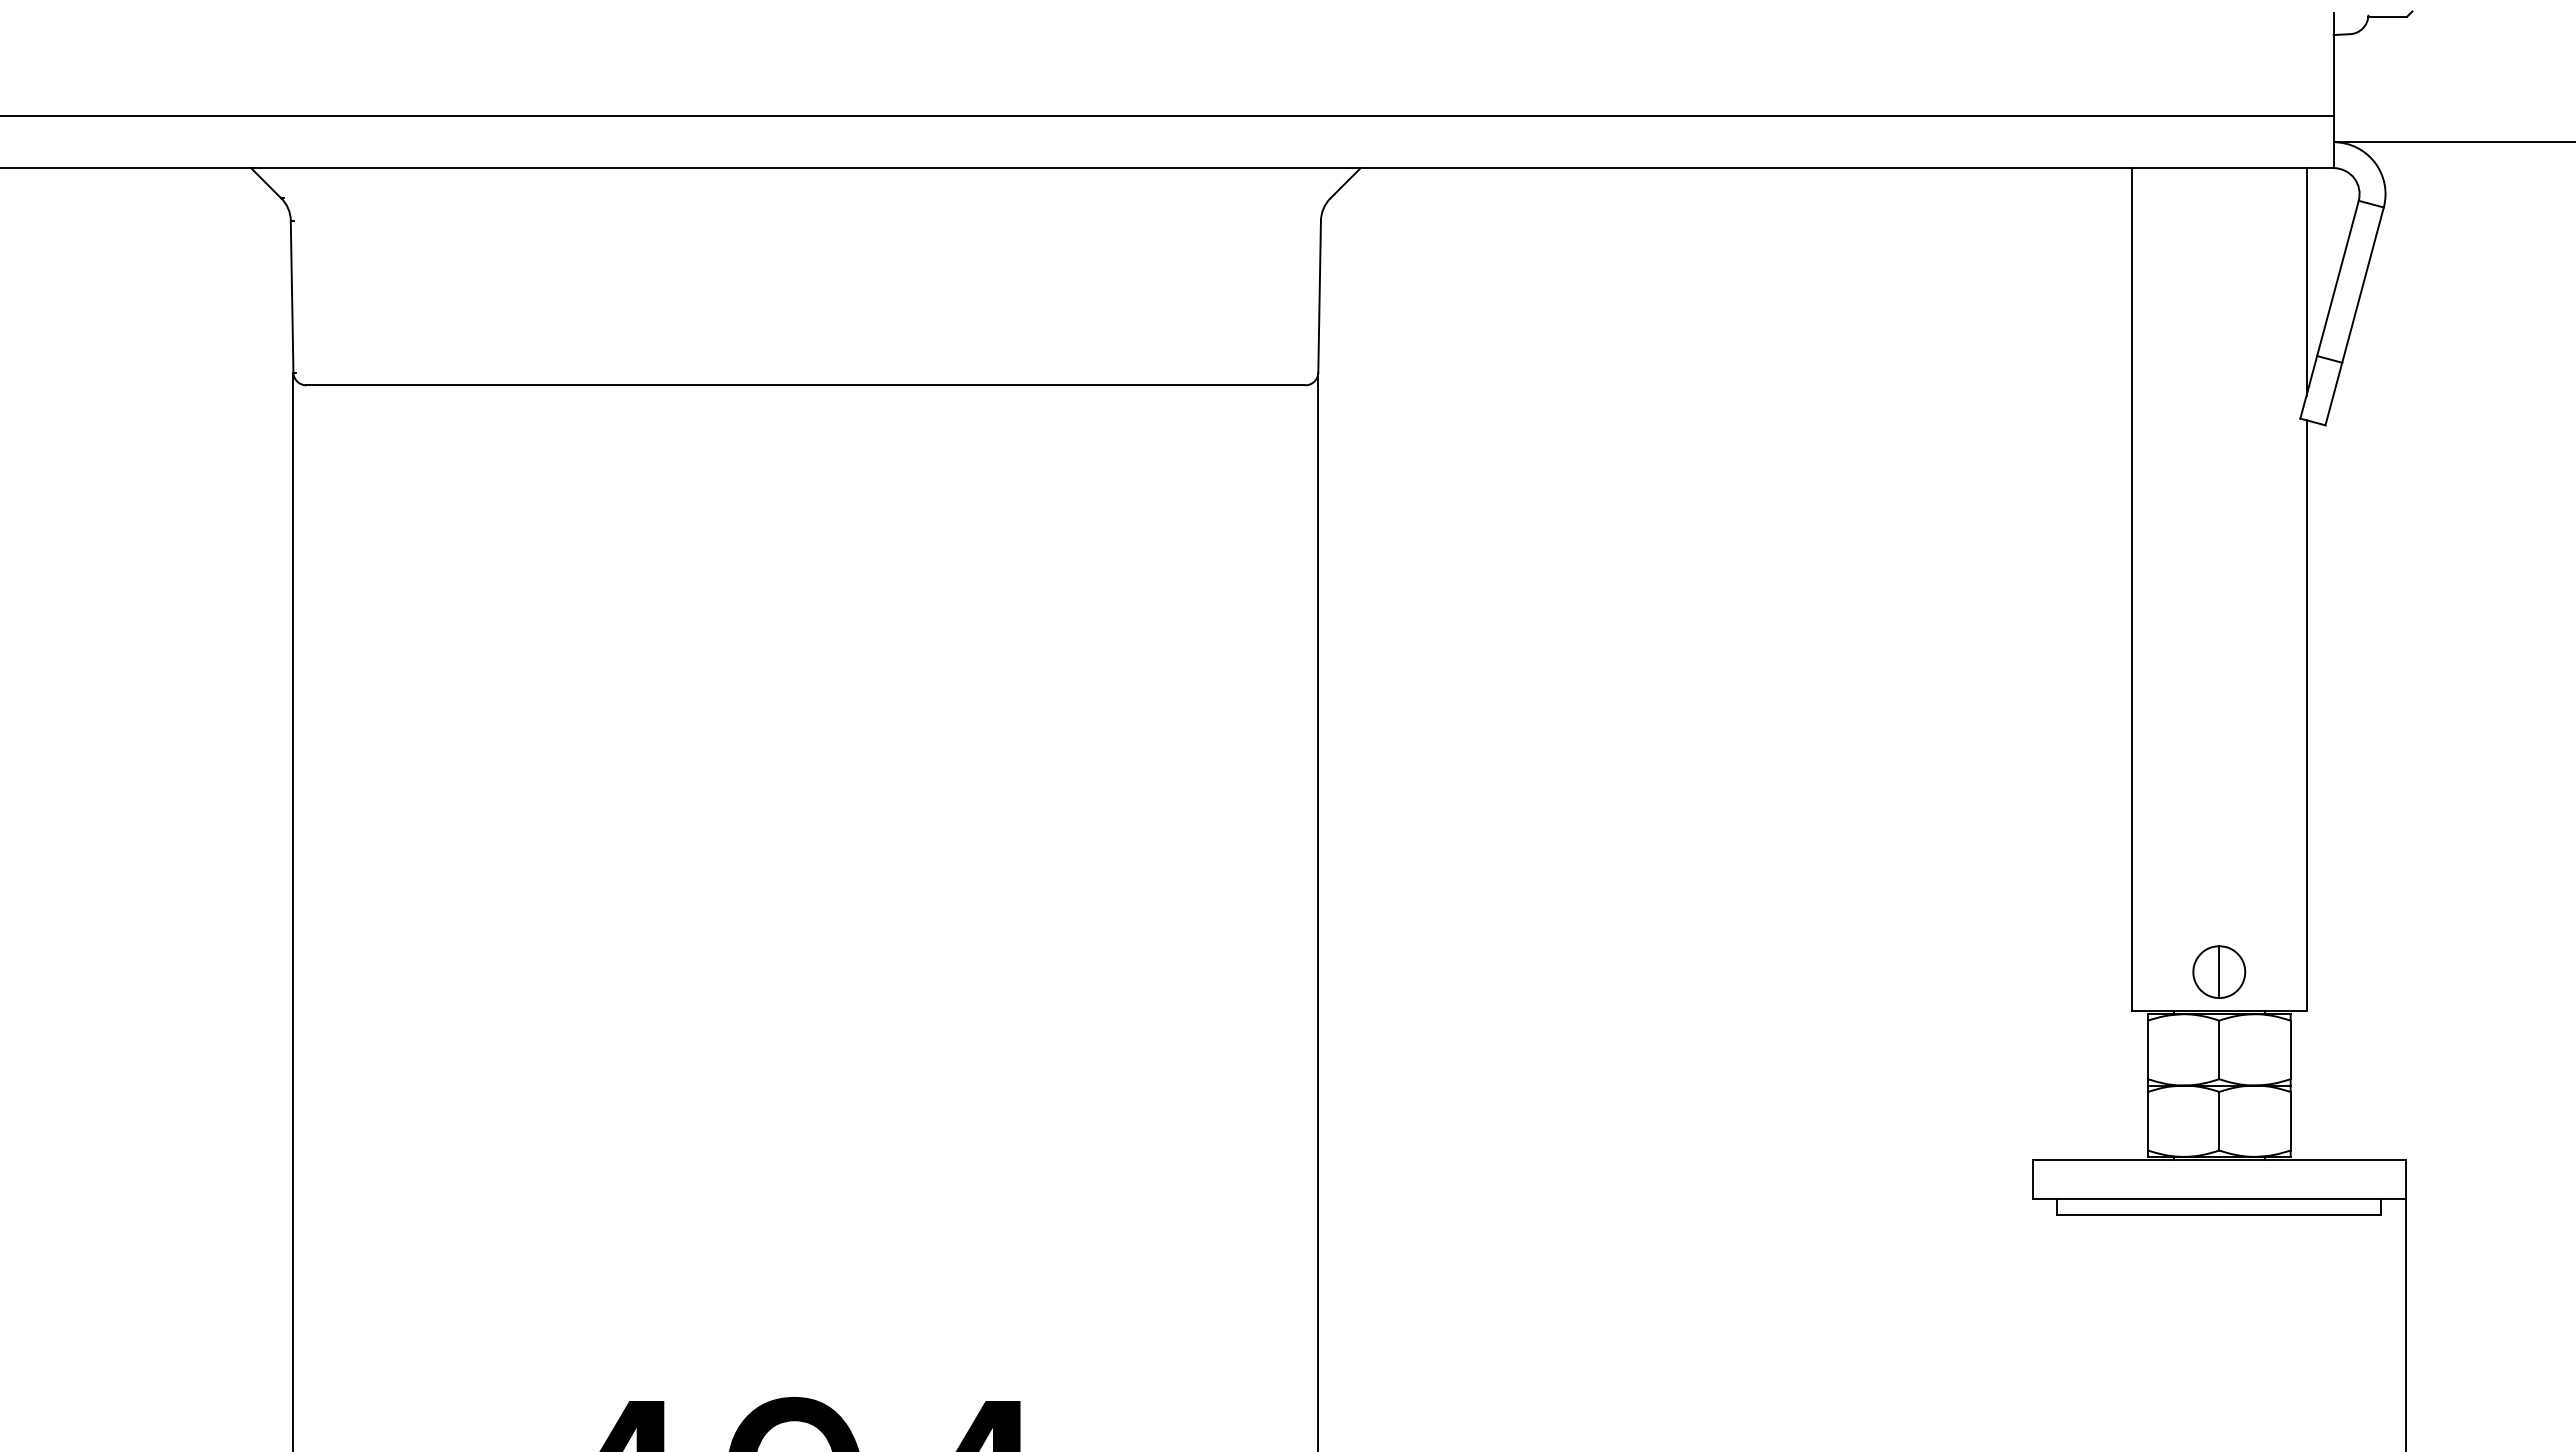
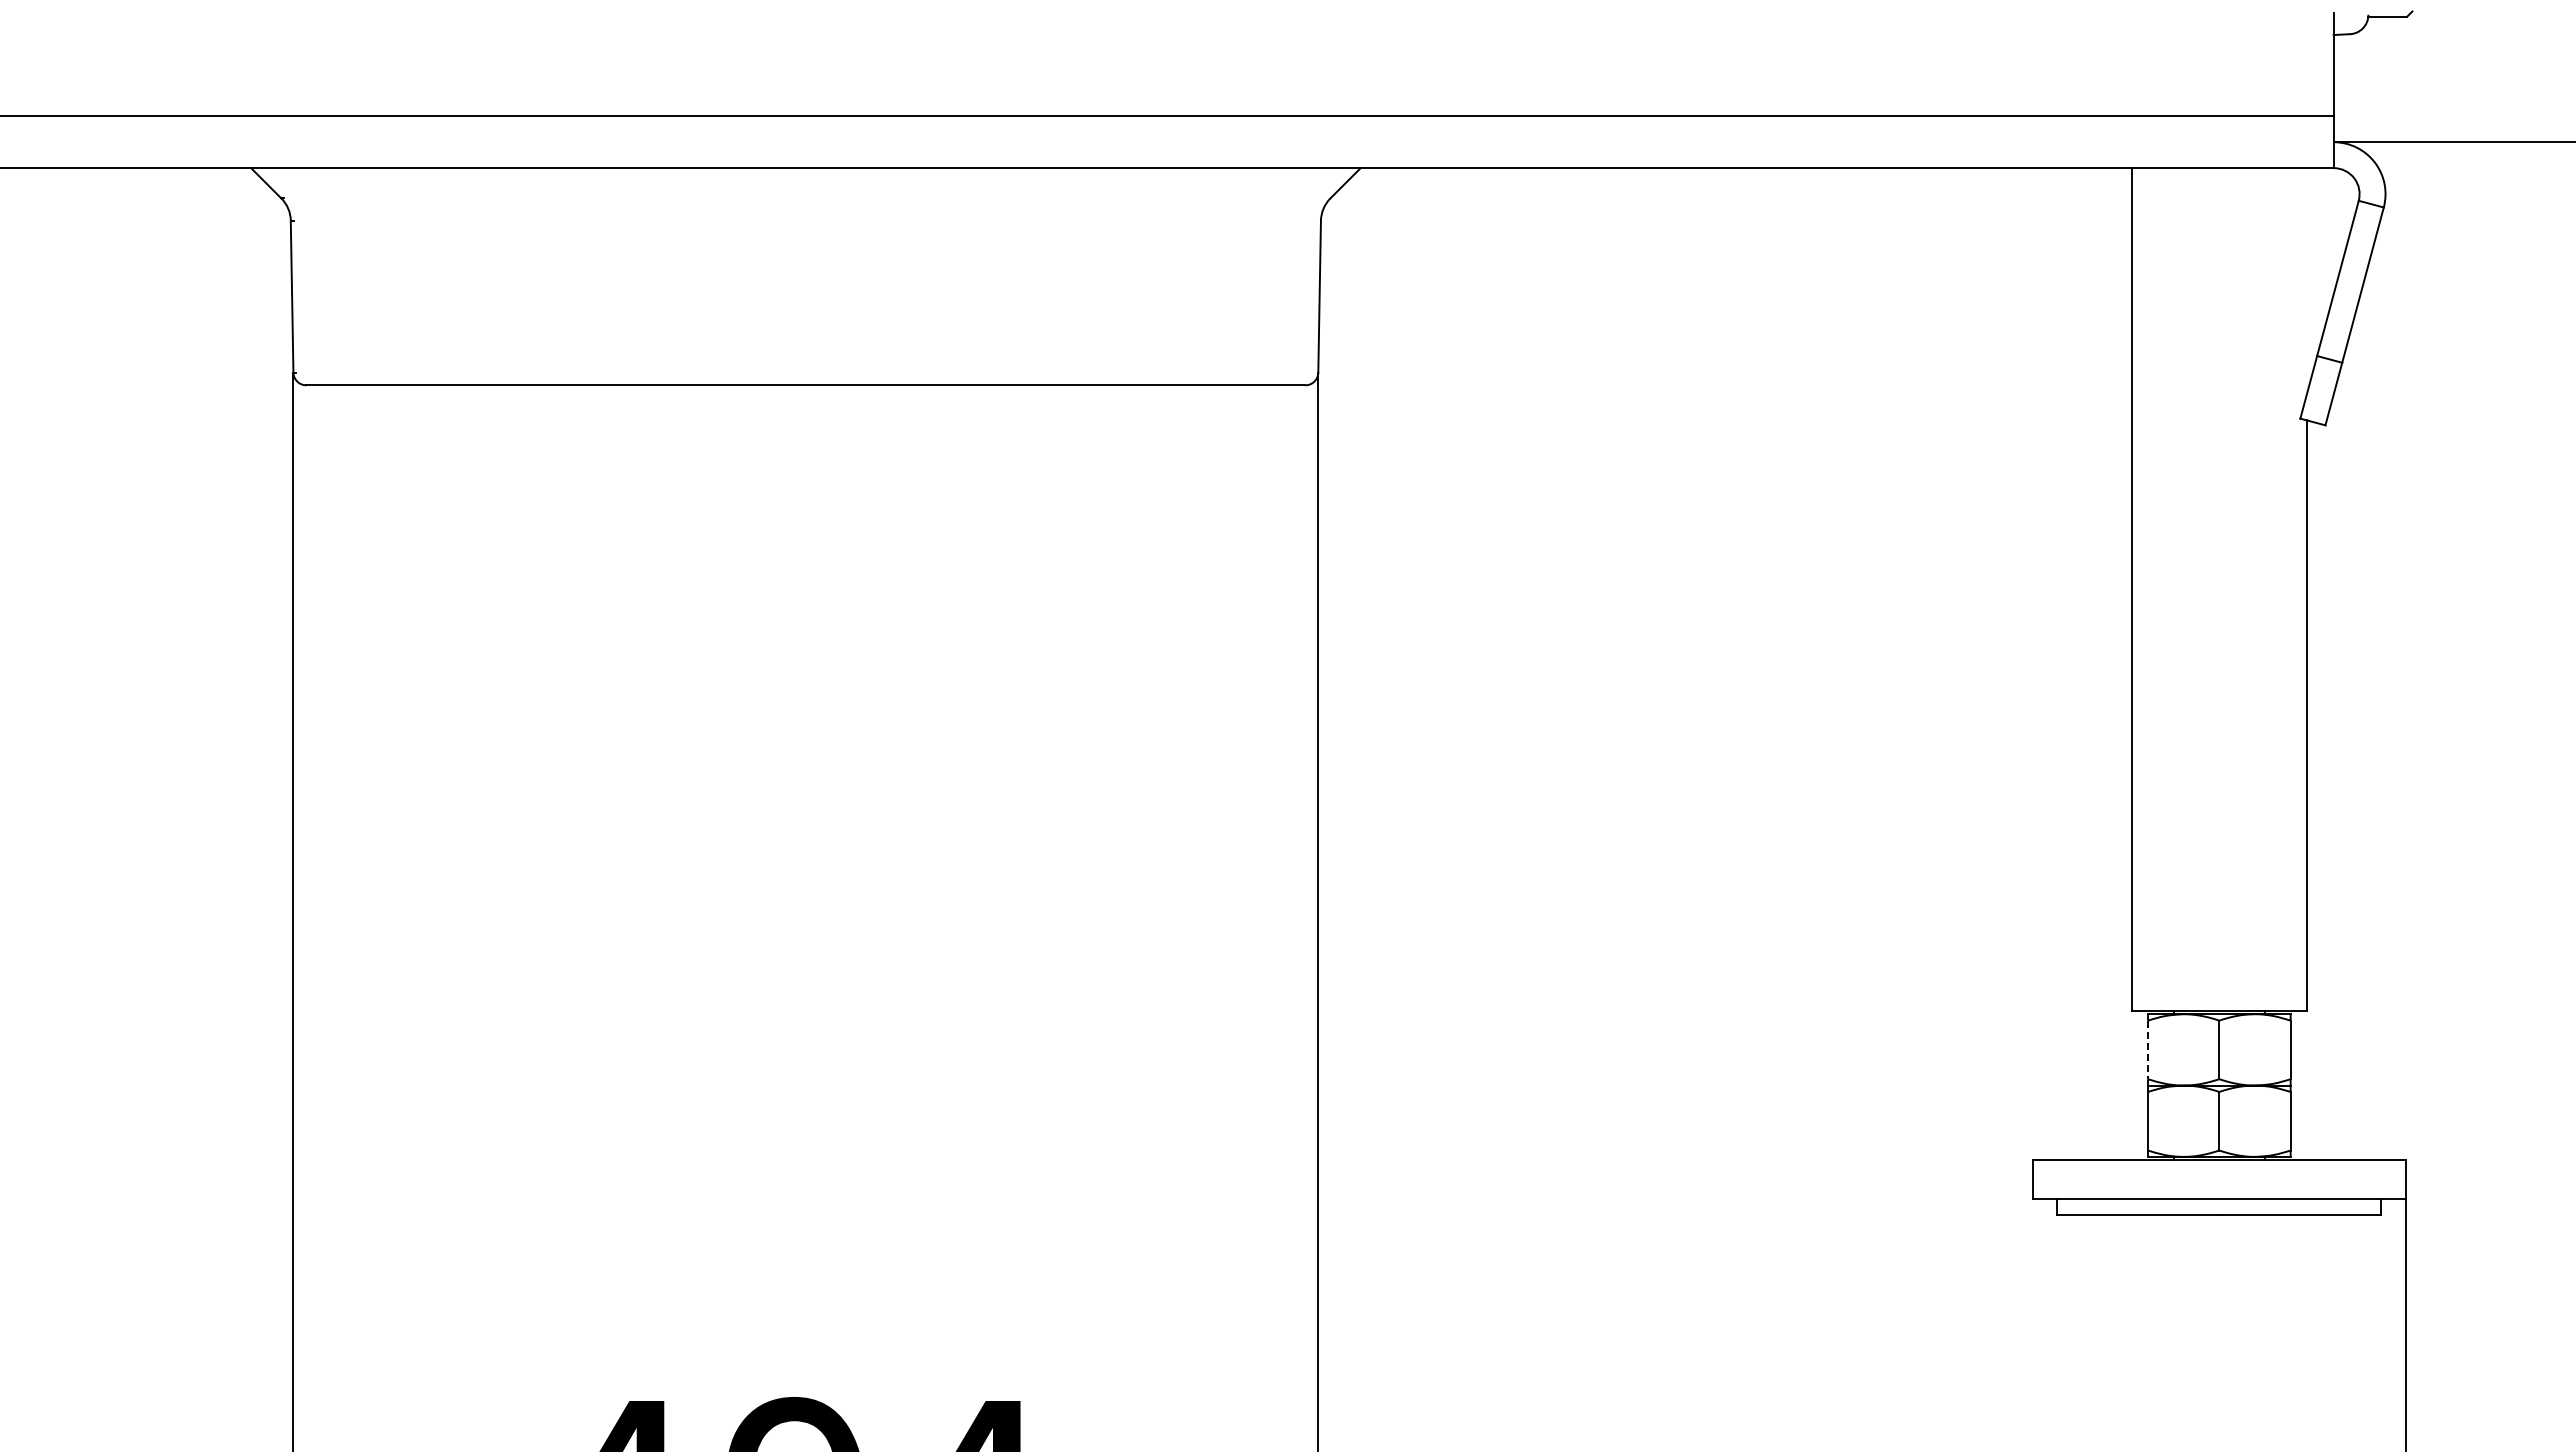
line: present -> none (2306, 281)
part: present -> none (2219, 971)
line: solid -> dashed (2148, 1050)
